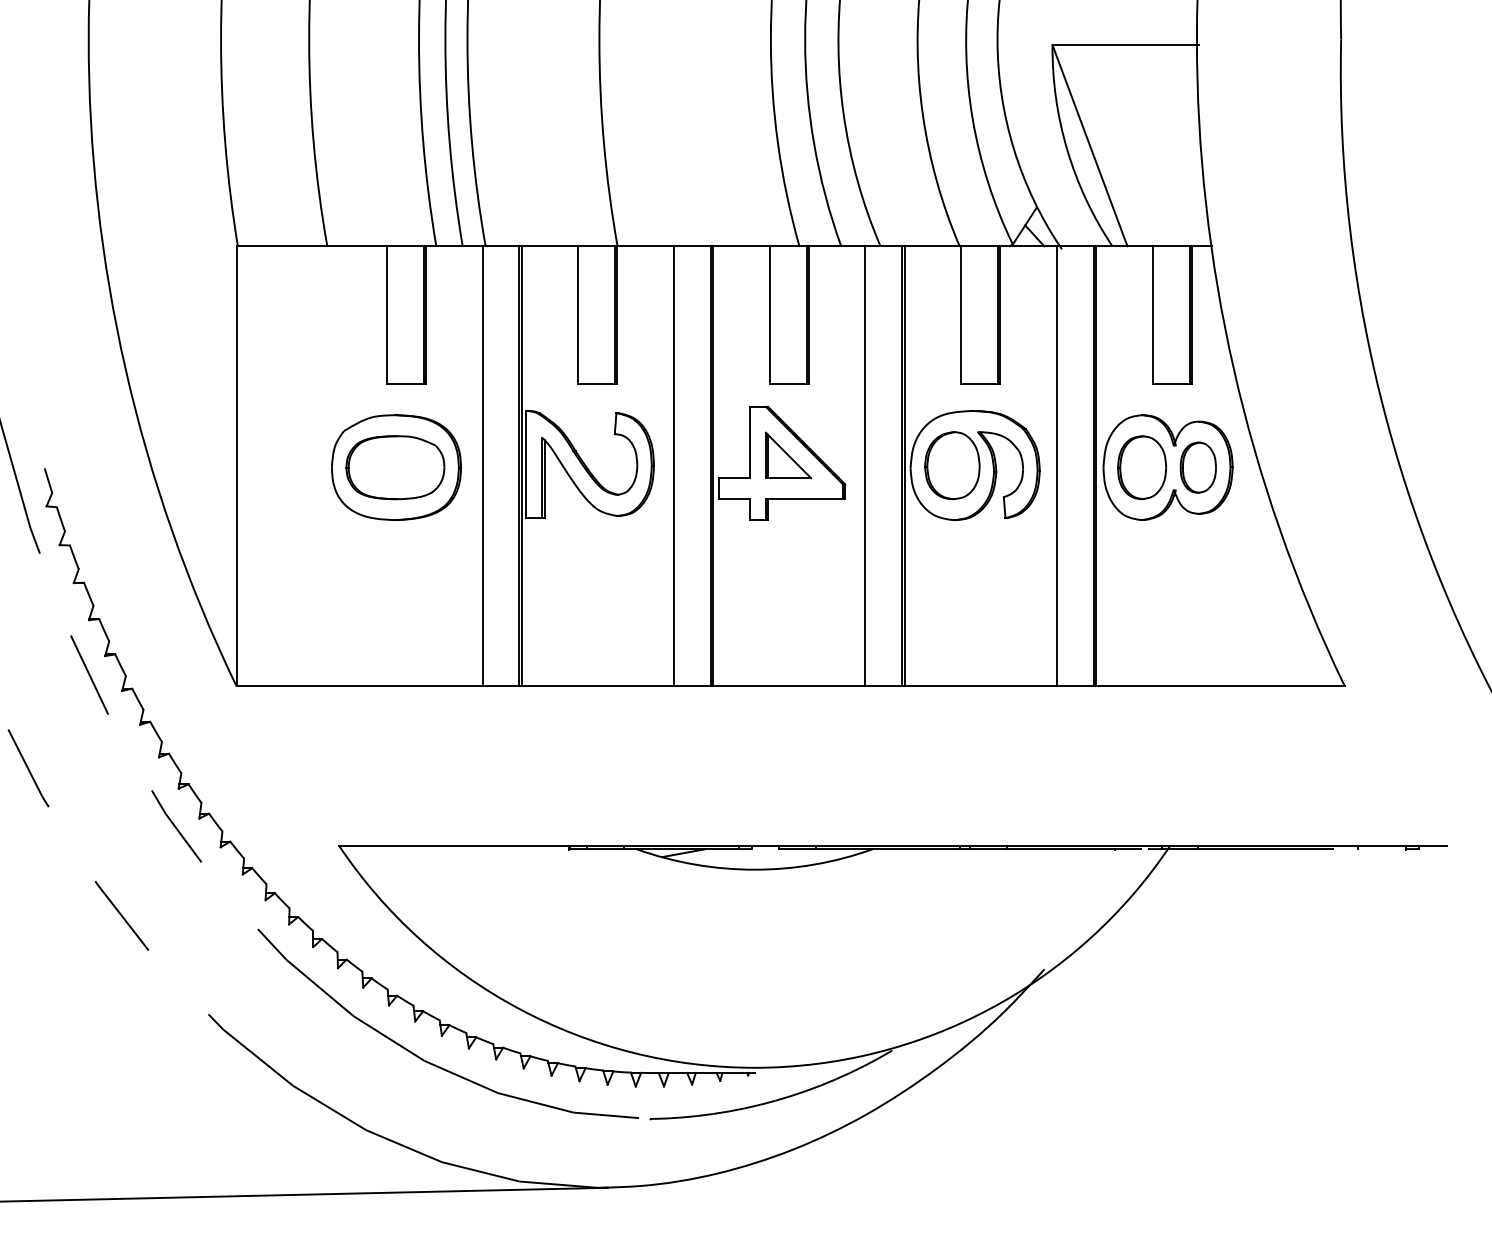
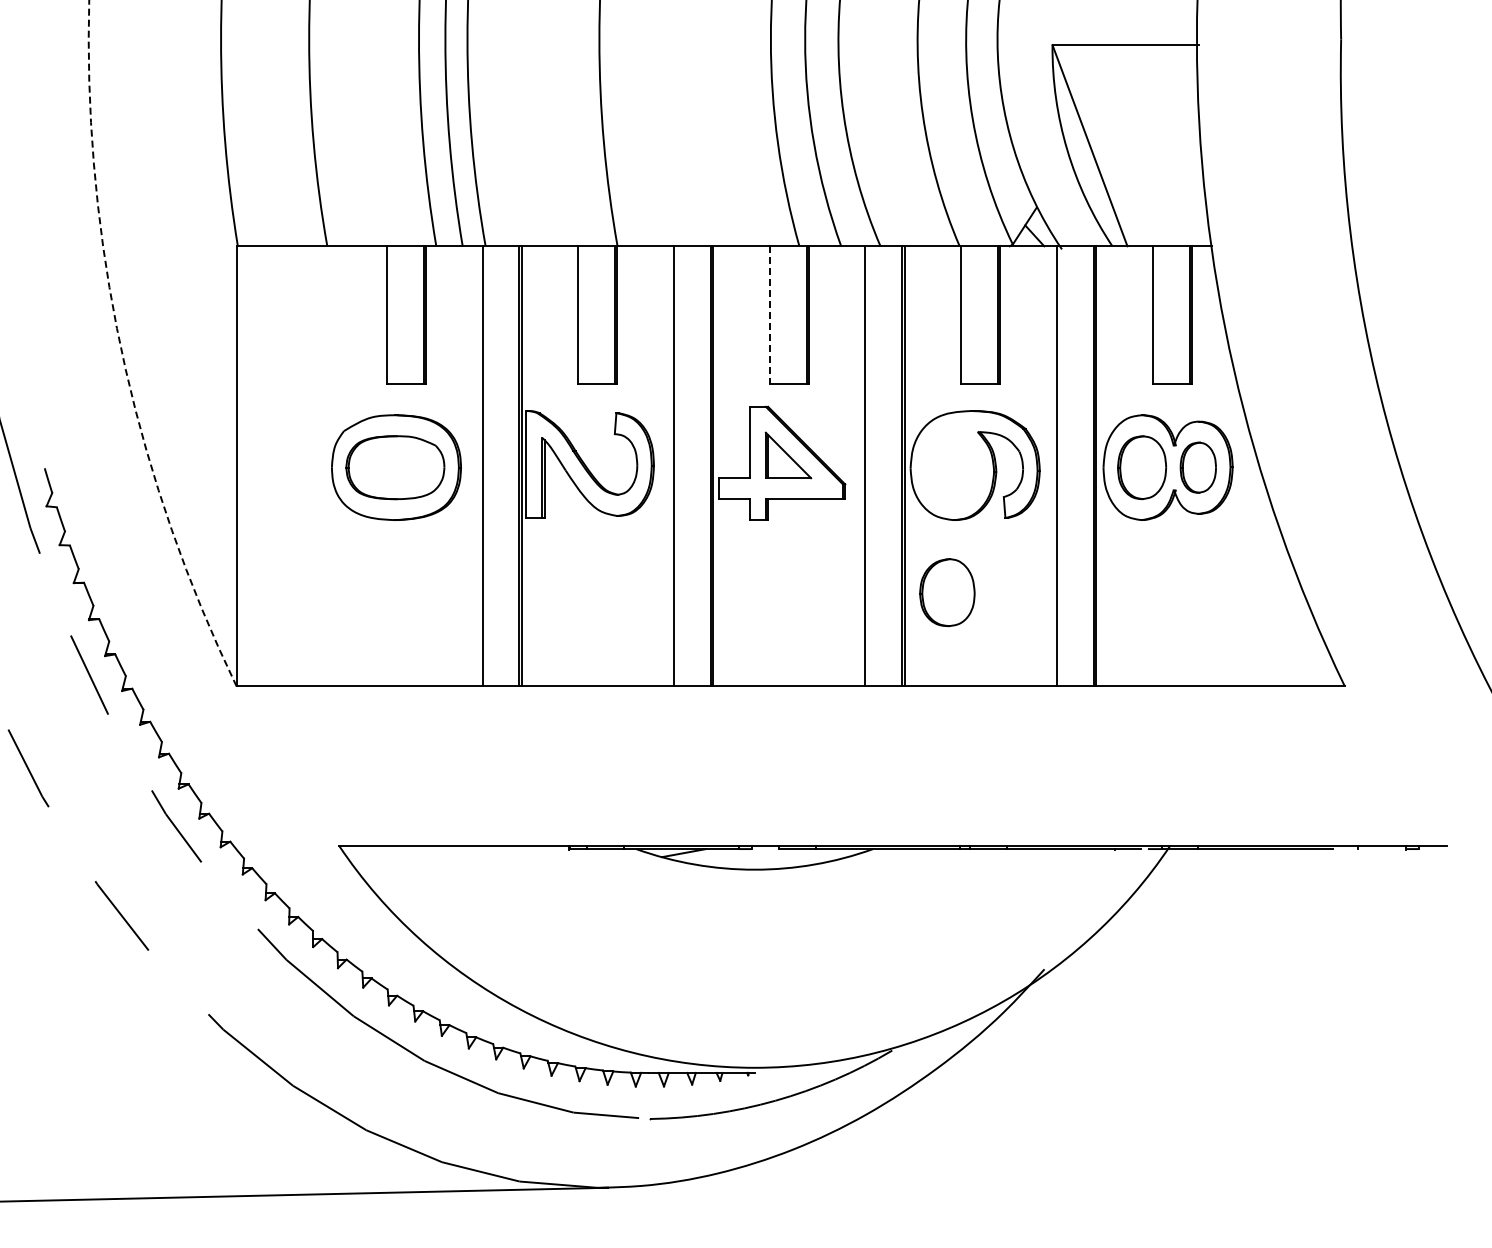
line: solid -> dashed (769, 315)
arc: solid -> dashed (121, 351)
part position: (952, 465) -> (947, 592) (947, 592)
